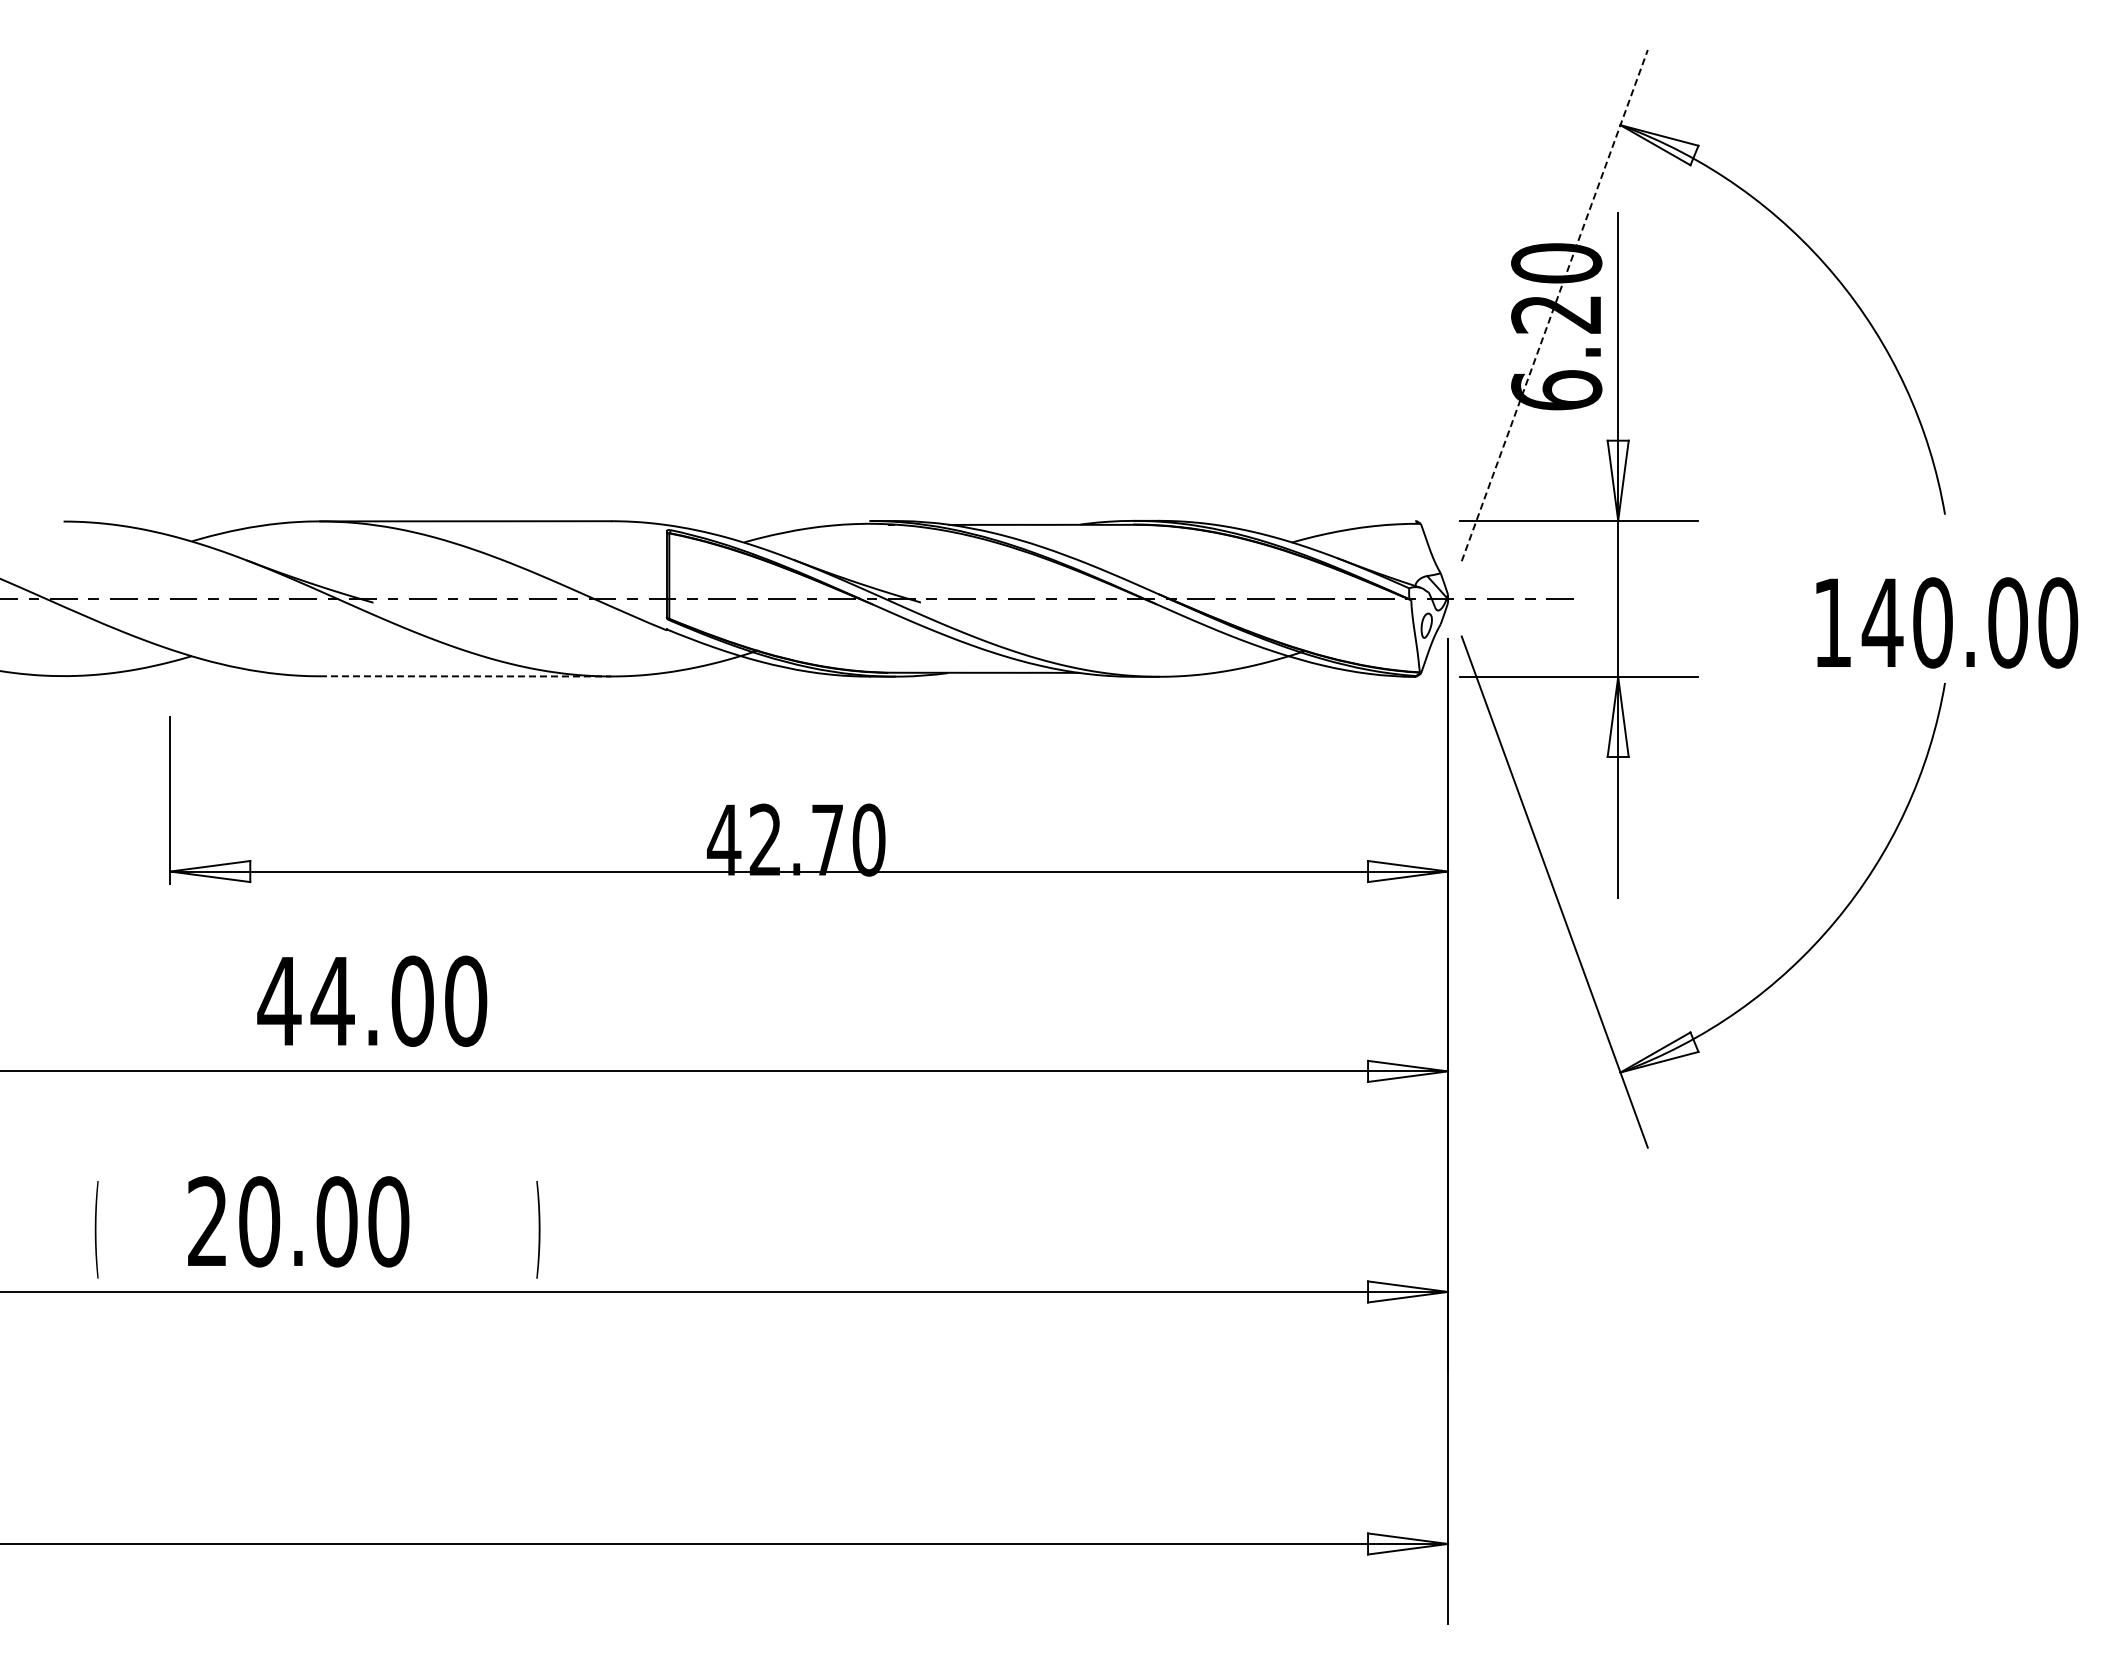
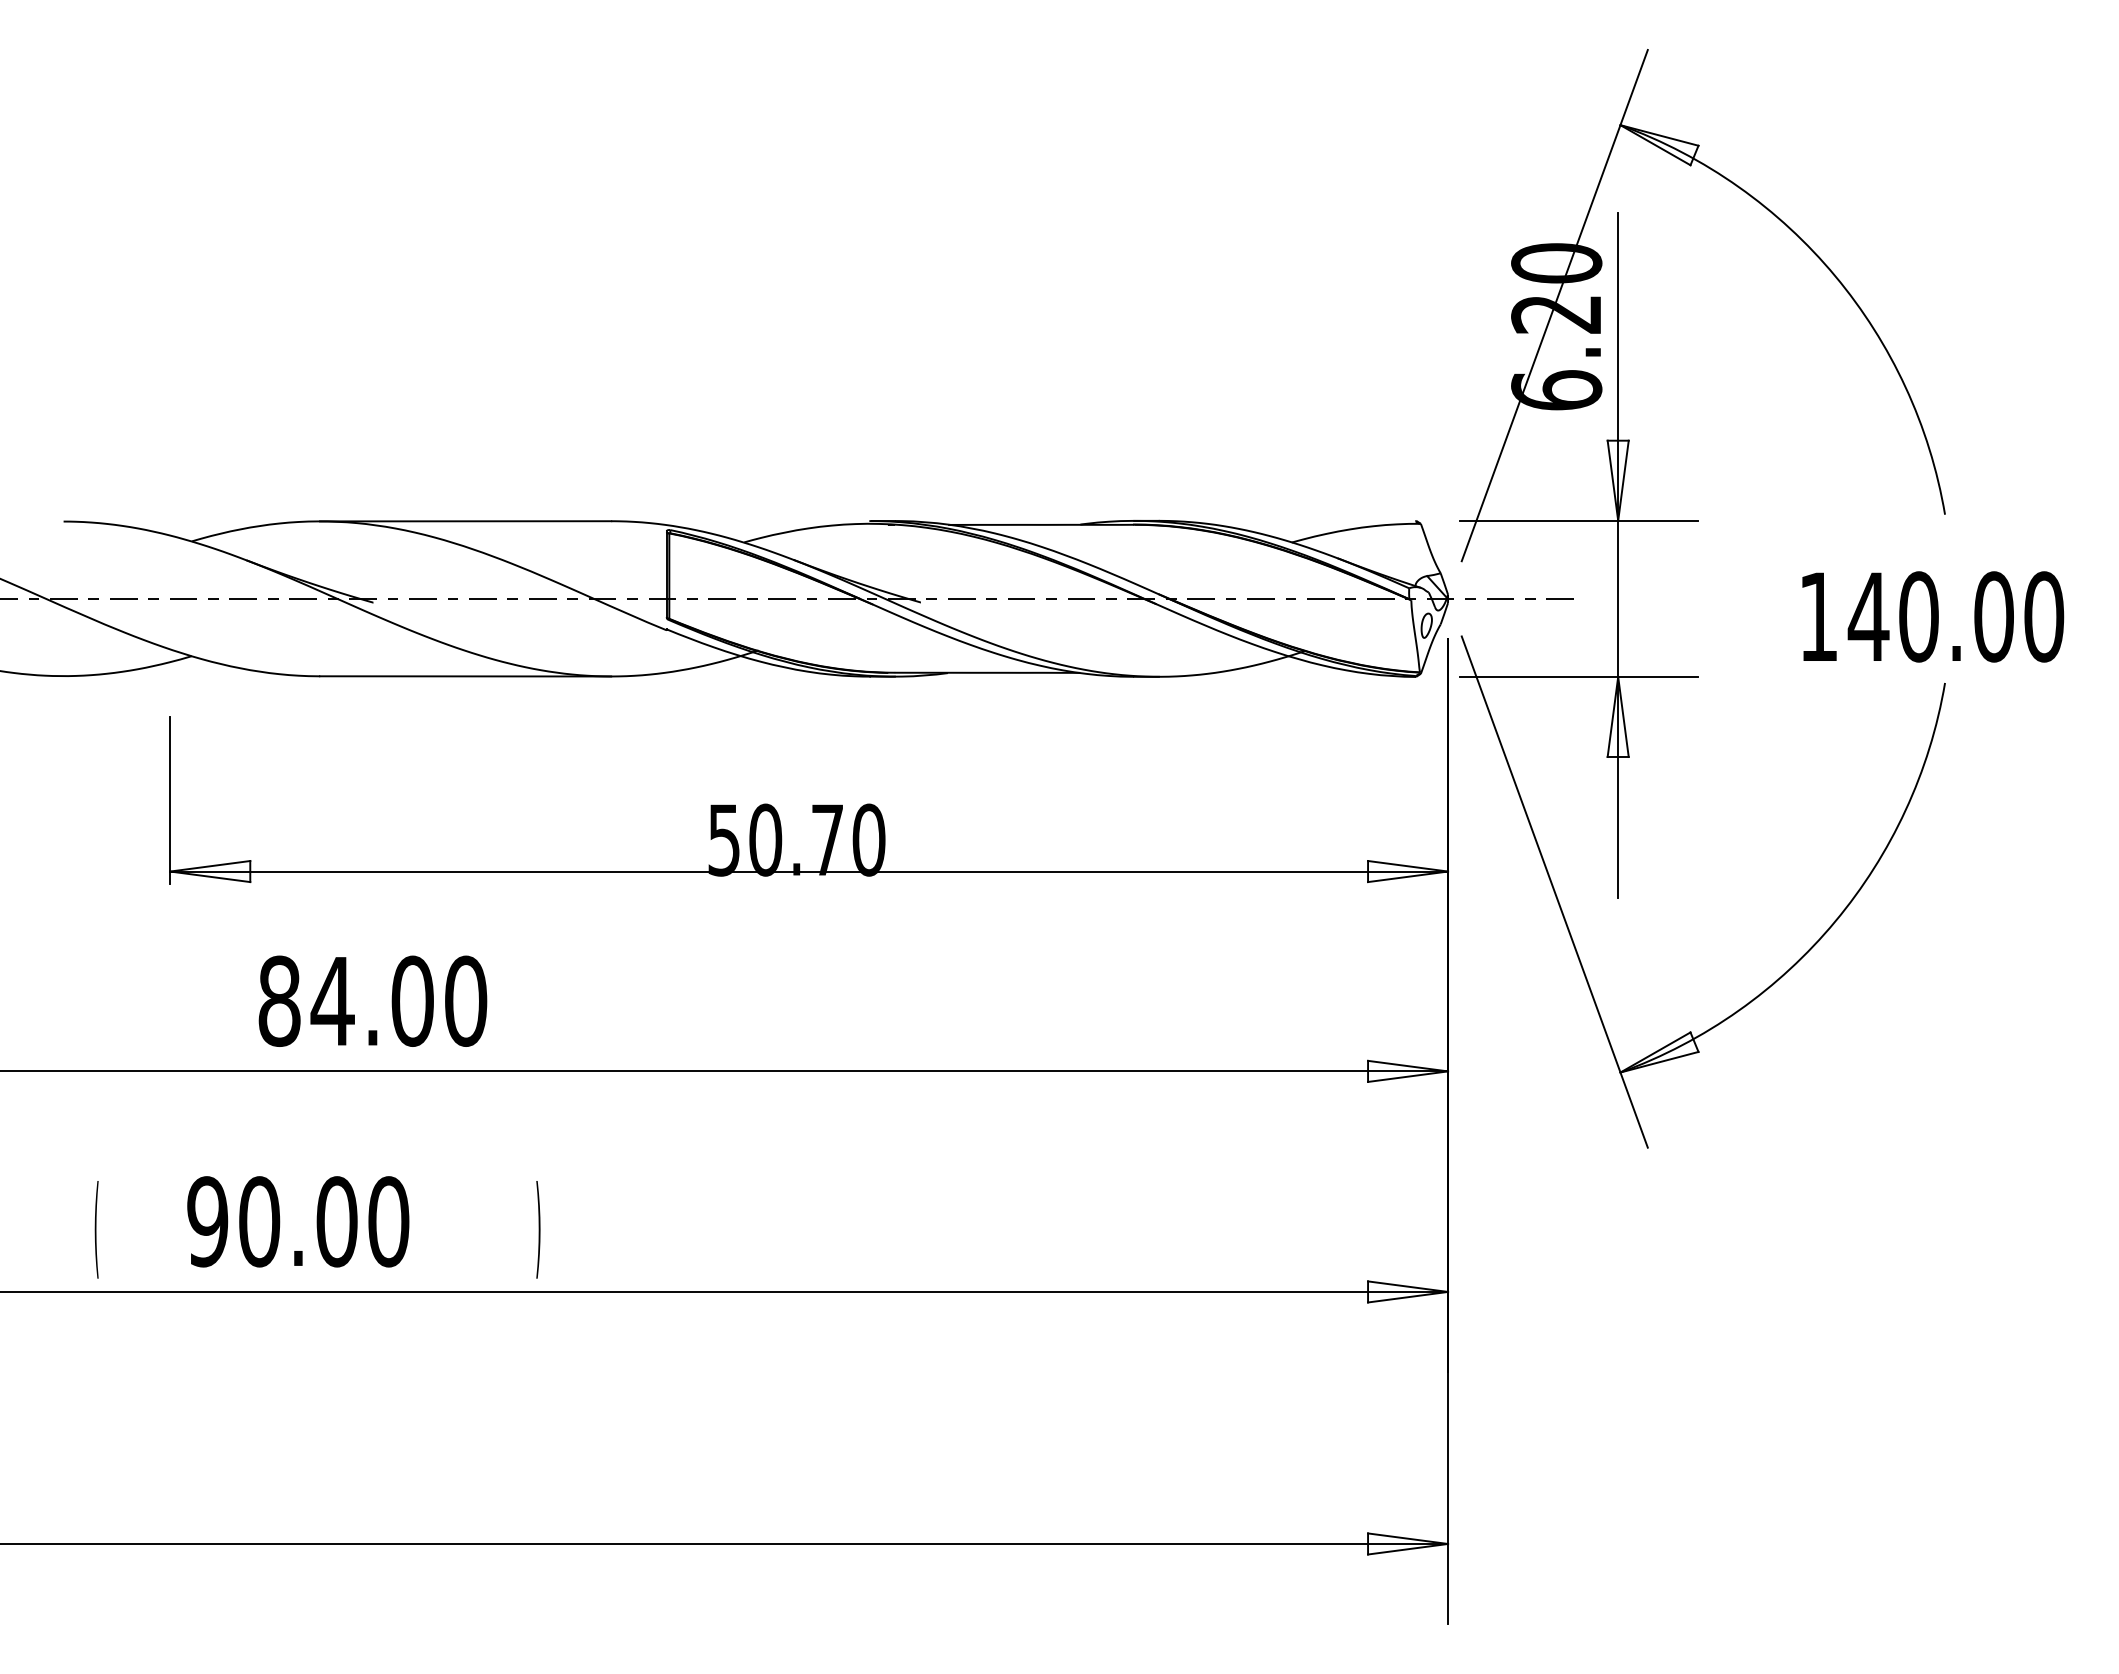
line: dashed -> solid (1554, 305)
text position: (1947, 622) -> (1933, 616) (1933, 616)
line: dashed -> solid (465, 676)
text: 42.70 -> 50.70 (744, 839)
text: 44.00 -> 84.00 (279, 1000)
text: 20.00 -> 90.00 (207, 1221)
